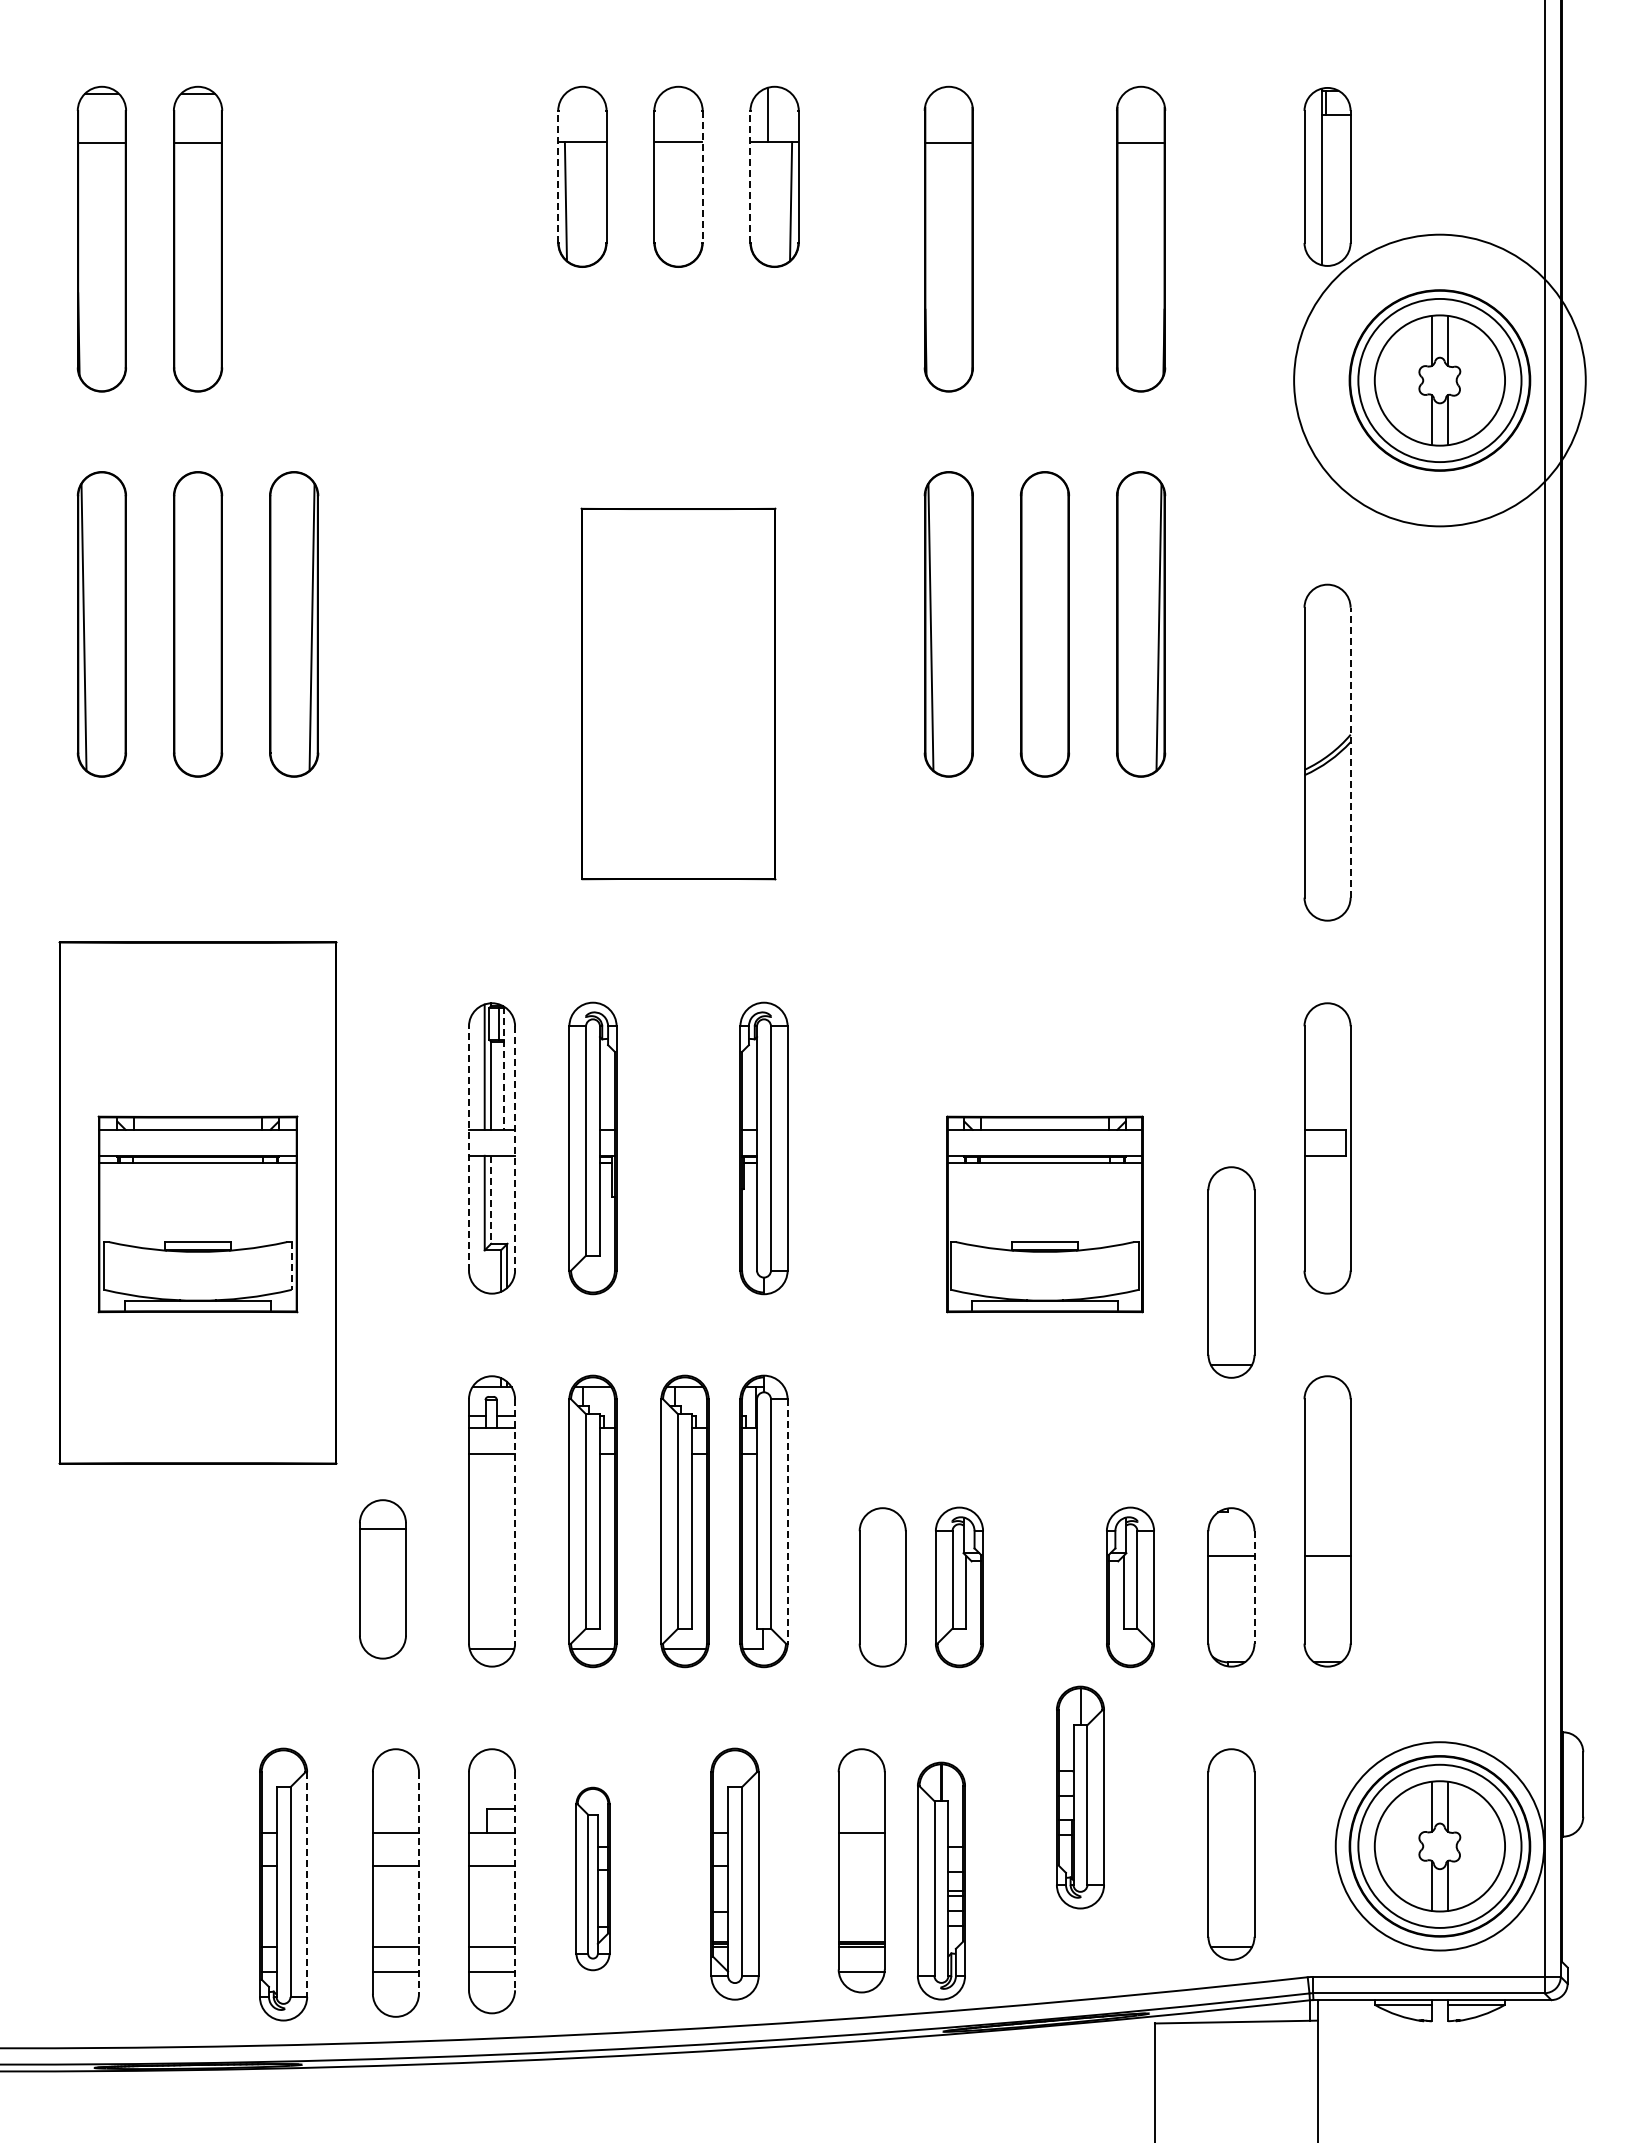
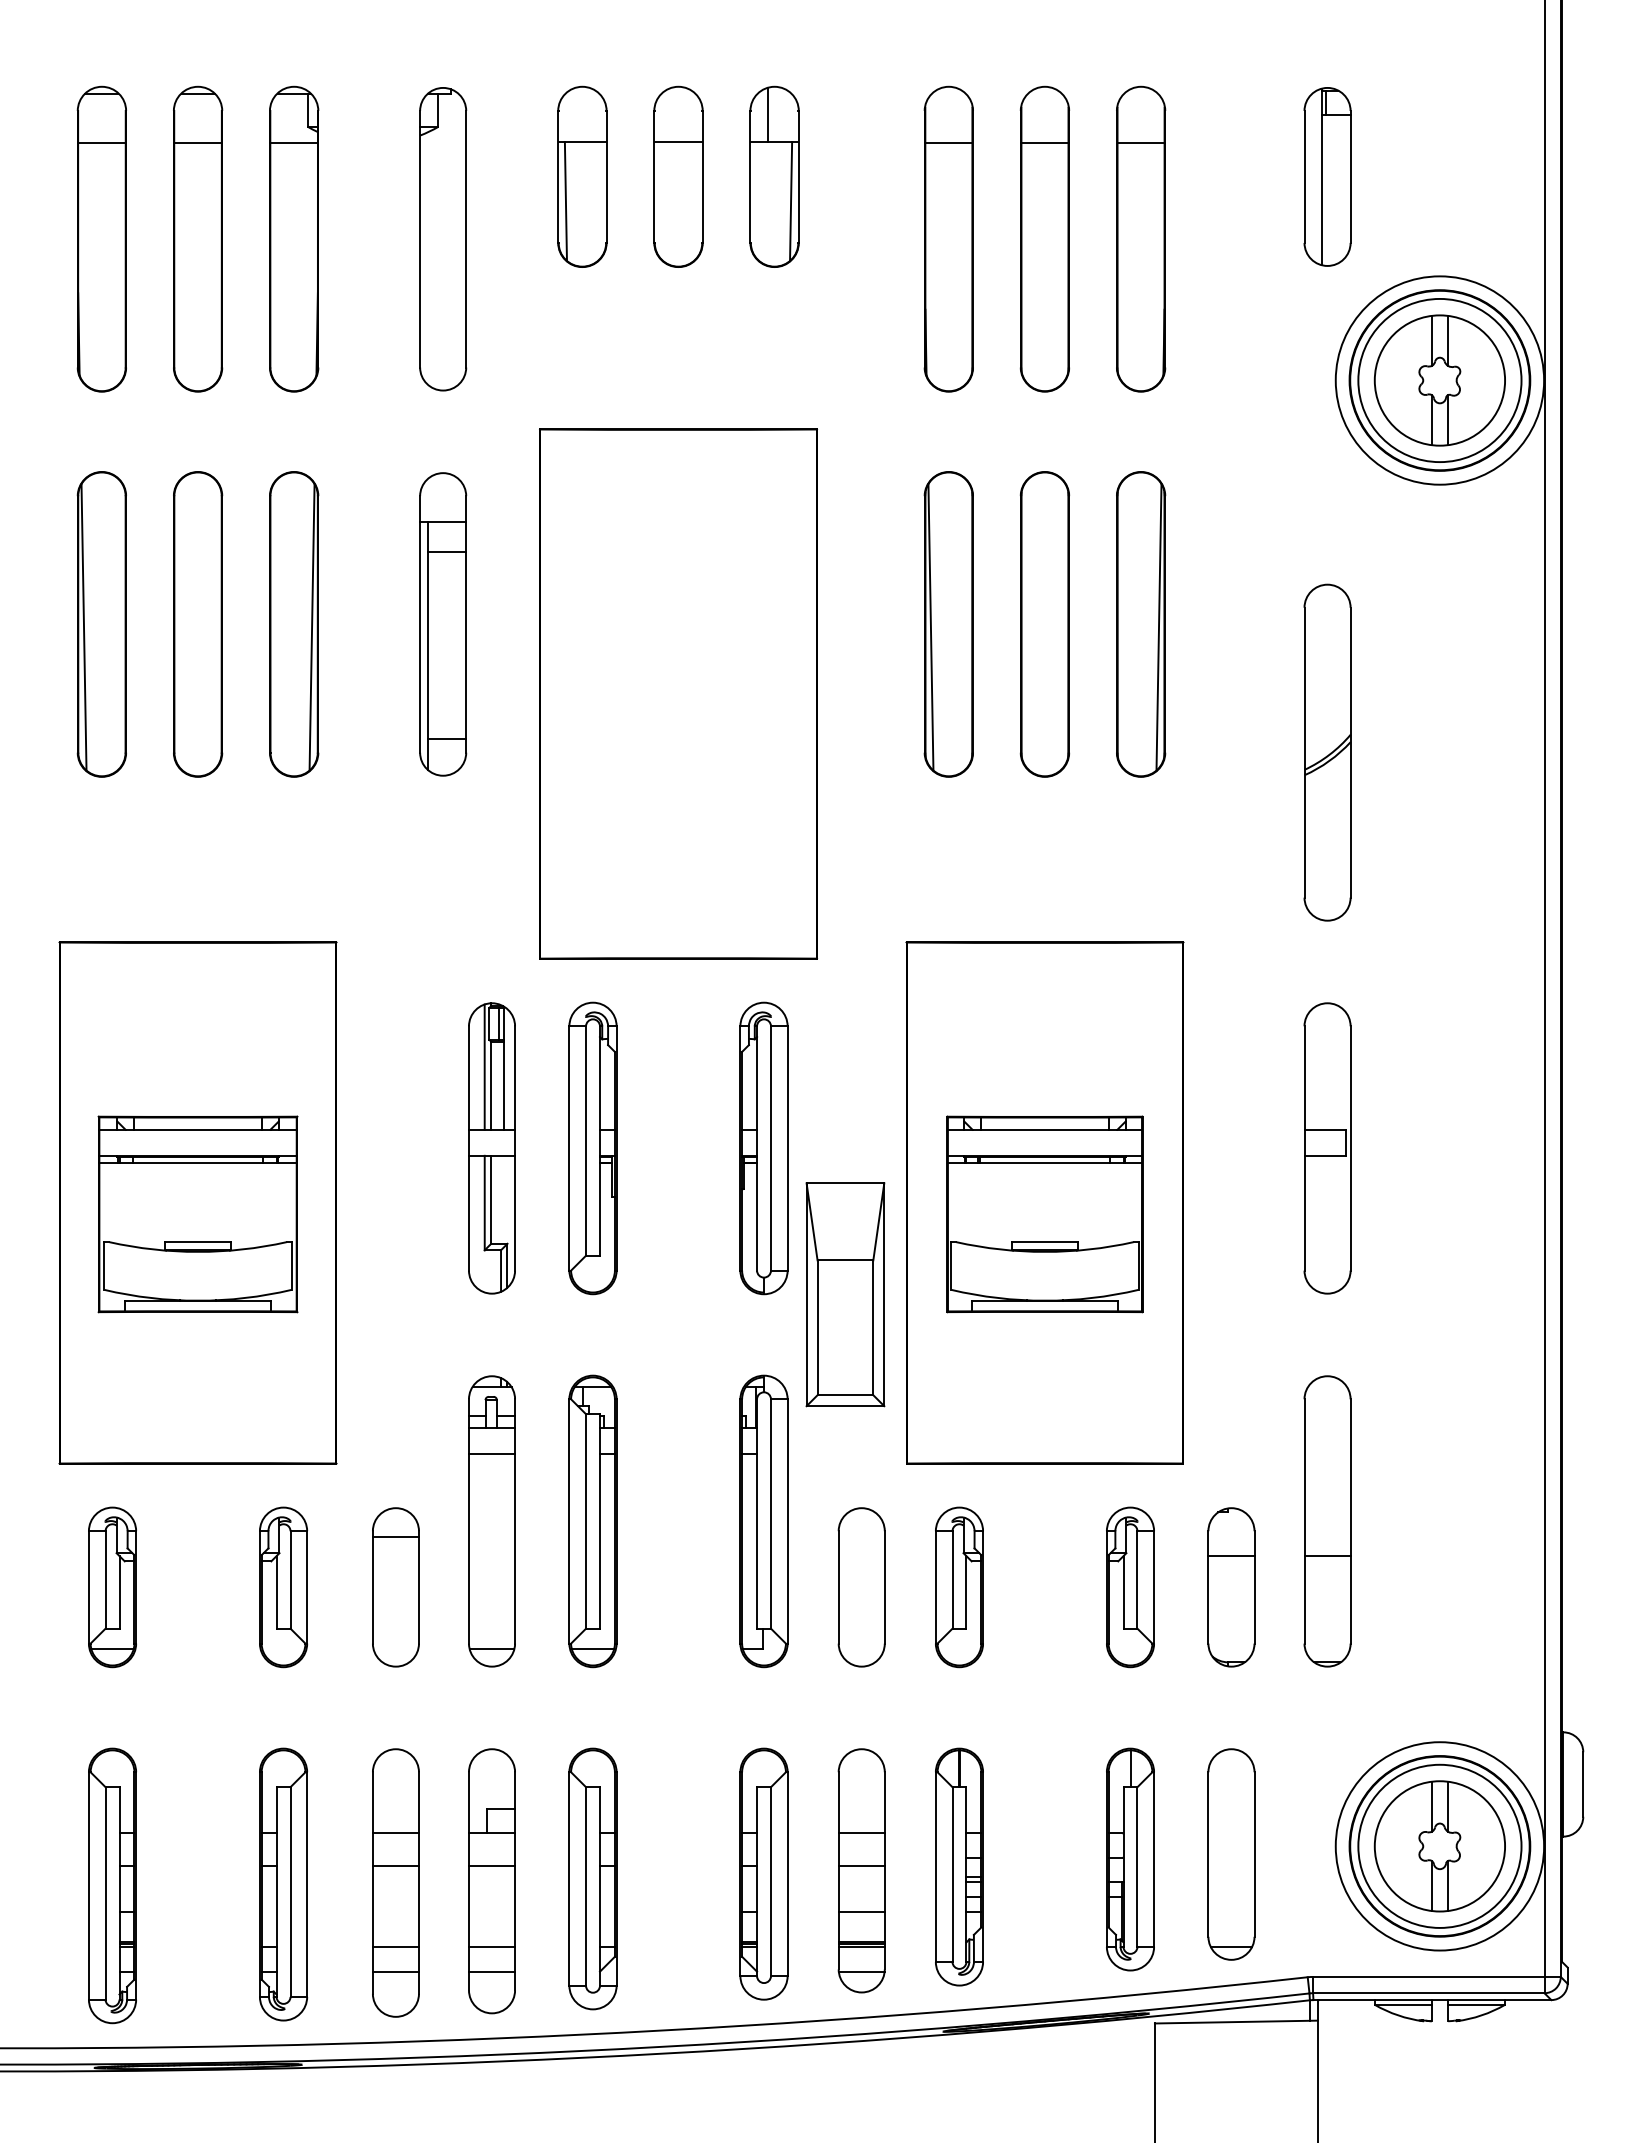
line: dashed -> solid (558, 176)
line: dashed -> solid (702, 176)
line: dashed -> solid (750, 176)
part: none -> present (294, 238)
part: none -> present (1044, 238)
part: none -> present (443, 239)
circle diameter: 292 px -> 208 px (1439, 380)
part: none -> present (443, 624)
part size: 197x374 px -> 279x532 px (678, 693)
line: dashed -> solid (1350, 752)
line: dashed -> solid (504, 1068)
line: dashed -> solid (468, 1147)
line: dashed -> solid (515, 1148)
line: dashed -> solid (491, 1199)
part: none -> present (1044, 1202)
line: dashed -> solid (291, 1266)
part: present -> none (1231, 1272)
part: none -> present (845, 1294)
line: dashed -> solid (515, 1521)
part: present -> none (684, 1521)
line: dashed -> solid (787, 1521)
part position: (382, 1579) -> (395, 1587) (395, 1587)
part: none -> present (112, 1587)
part: none -> present (283, 1587)
part position: (882, 1587) -> (861, 1587) (861, 1587)
line: dashed -> solid (1254, 1587)
part position: (1080, 1797) -> (1130, 1859) (1130, 1859)
line: none -> present (861, 1865)
part position: (734, 1873) -> (763, 1873) (763, 1873)
part size: 36x186 px -> 50x264 px (592, 1878)
part position: (941, 1880) -> (959, 1866) (959, 1866)
line: dashed -> solid (515, 1881)
line: dashed -> solid (418, 1883)
part: none -> present (112, 1885)
line: dashed -> solid (307, 1885)
line: none -> present (861, 1911)
